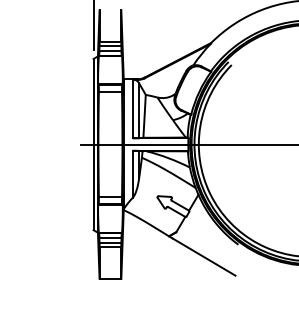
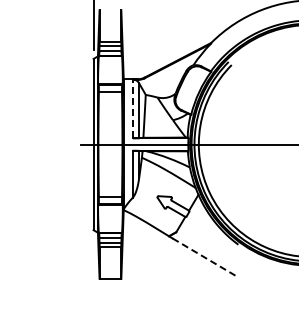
line: solid -> dashed (132, 108)
line: solid -> dashed (204, 257)
